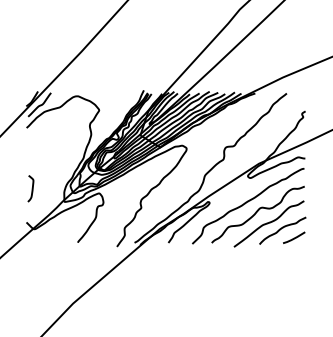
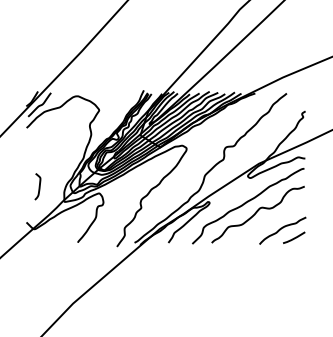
curve position: (31, 188) -> (38, 186) (38, 186)
curve: present -> none (268, 223)
